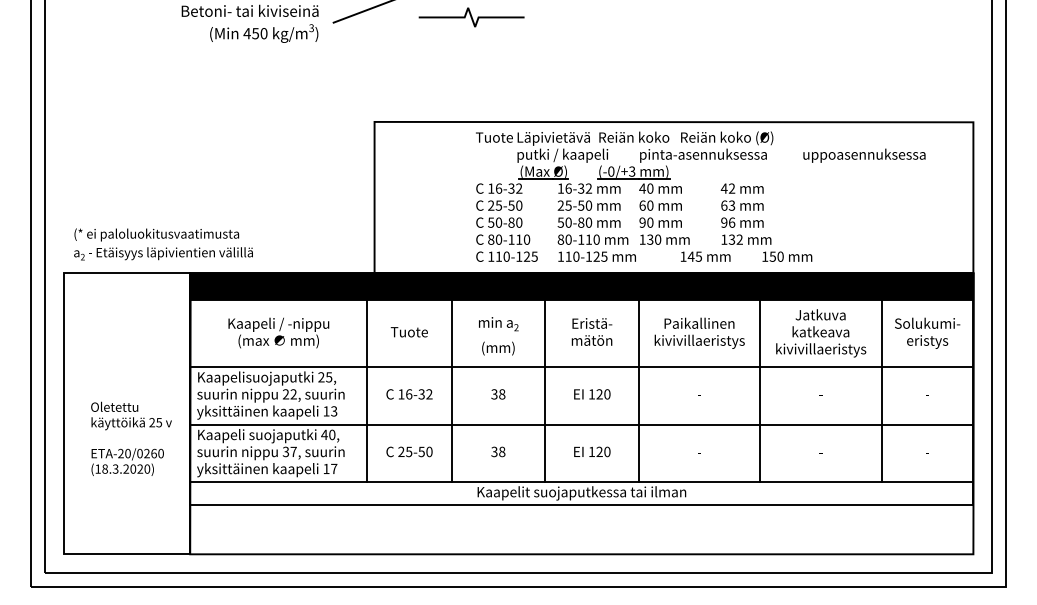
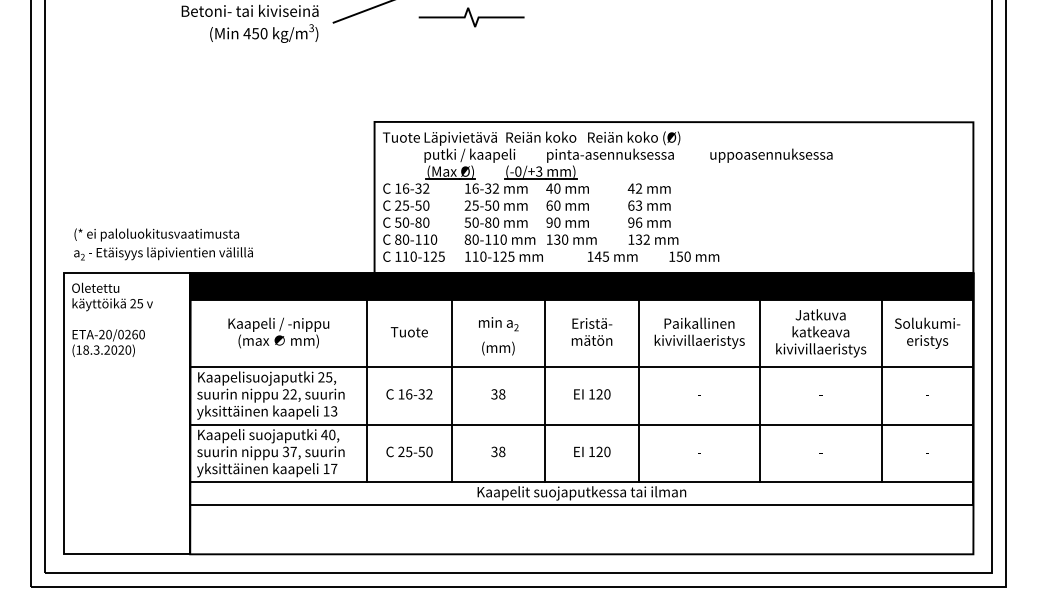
part position: (681, 193) -> (588, 193) (588, 193)
text position: (131, 438) -> (112, 319) (112, 319)
